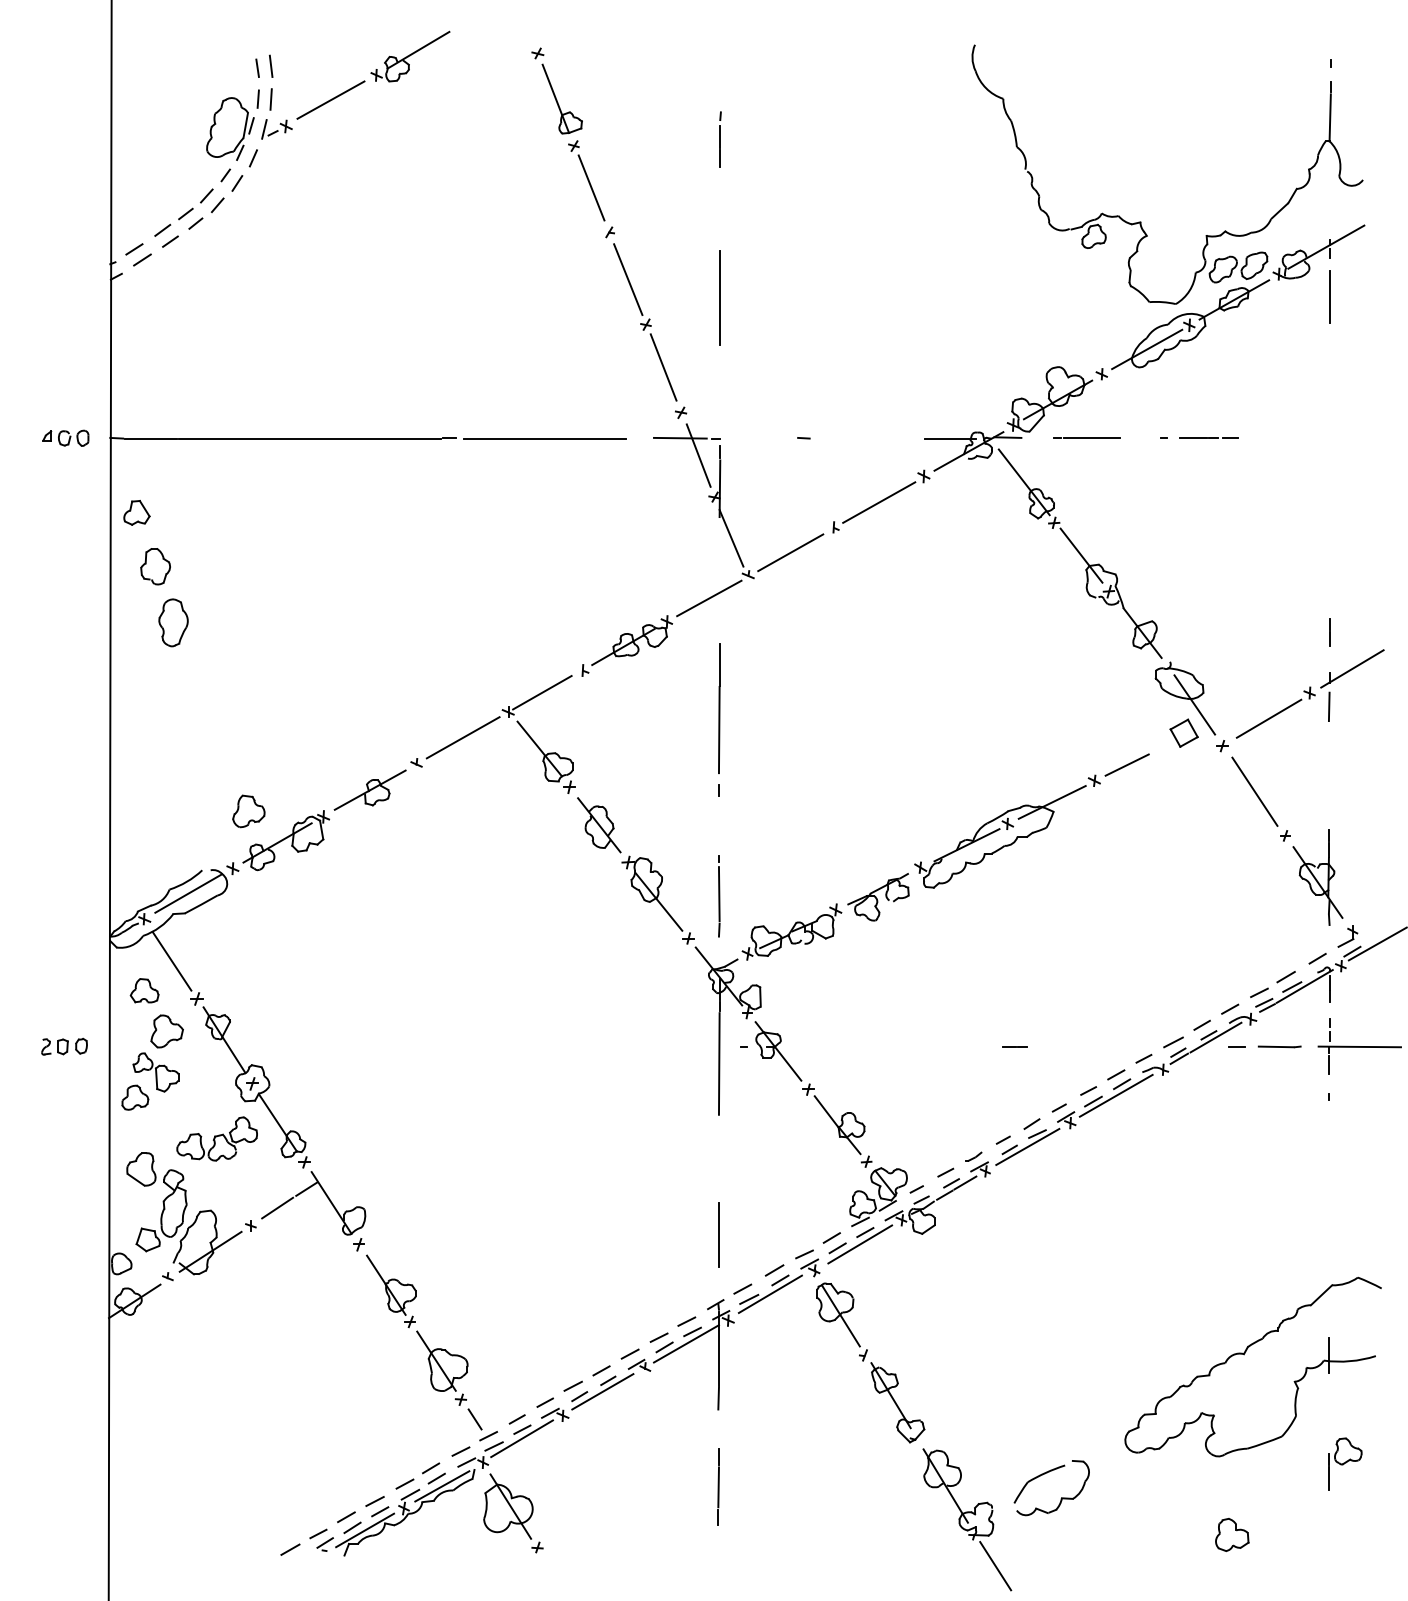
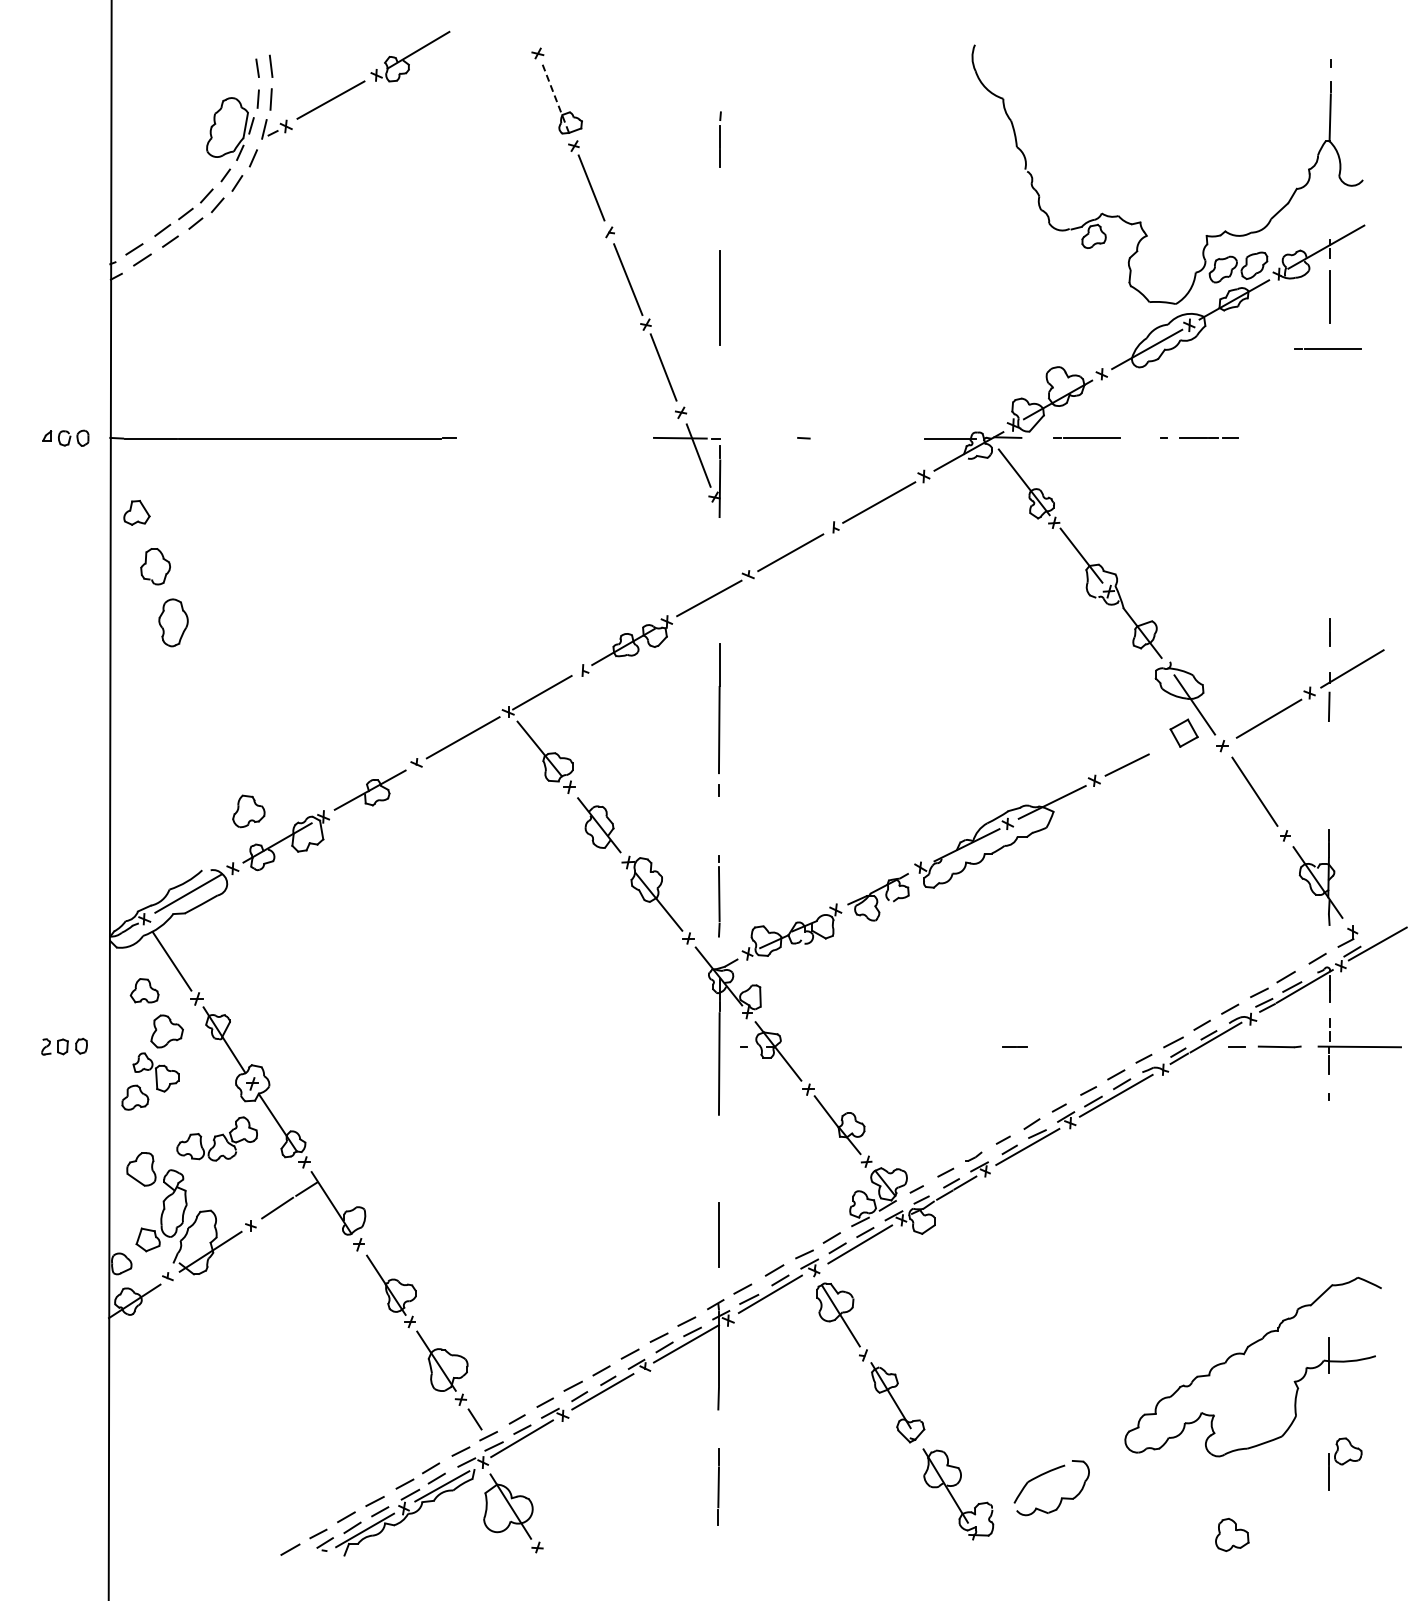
line: solid -> dashed (555, 98)
line: none -> present (1327, 348)
line: present -> none (544, 438)
line: present -> none (731, 537)
line: present -> none (995, 1566)
